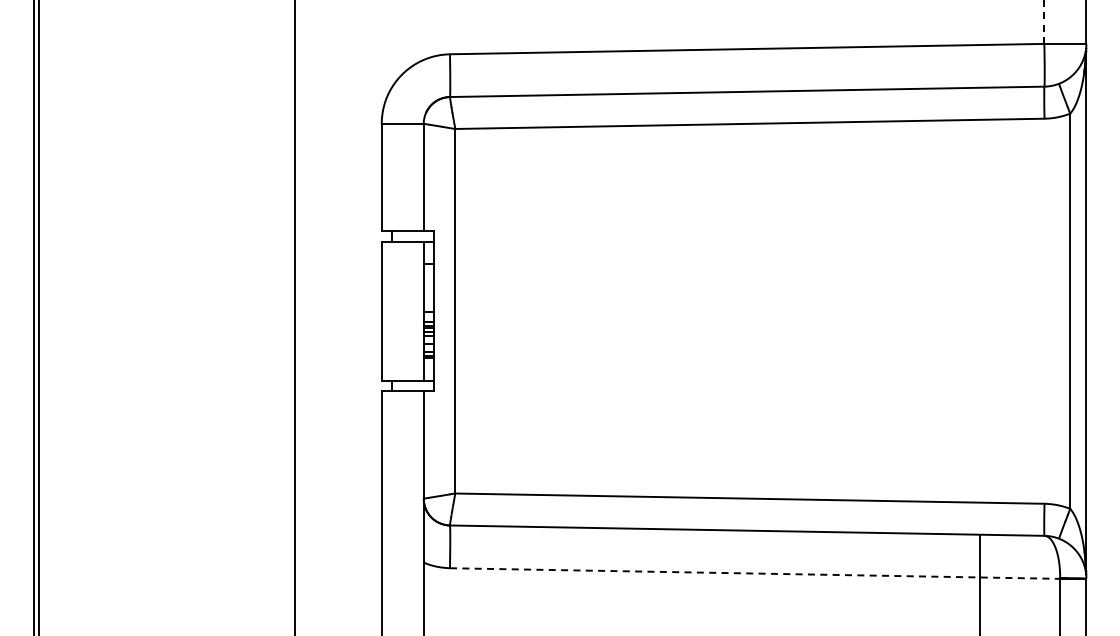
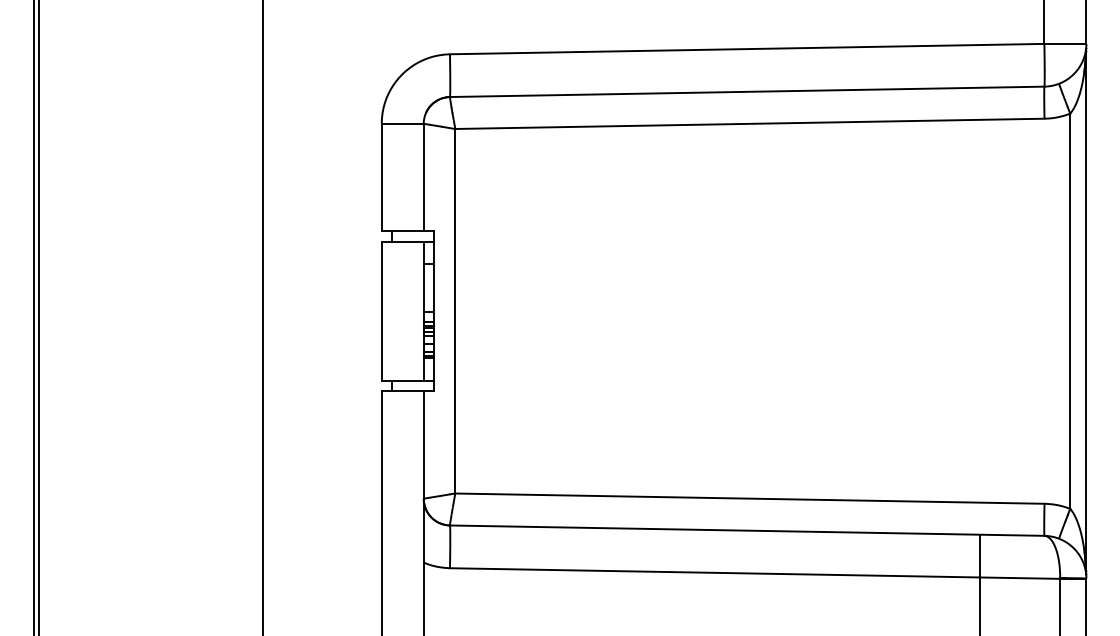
line: dashed -> solid (1044, 21)
line position: (295, 317) -> (263, 317) (263, 317)
line: dashed -> solid (755, 573)
